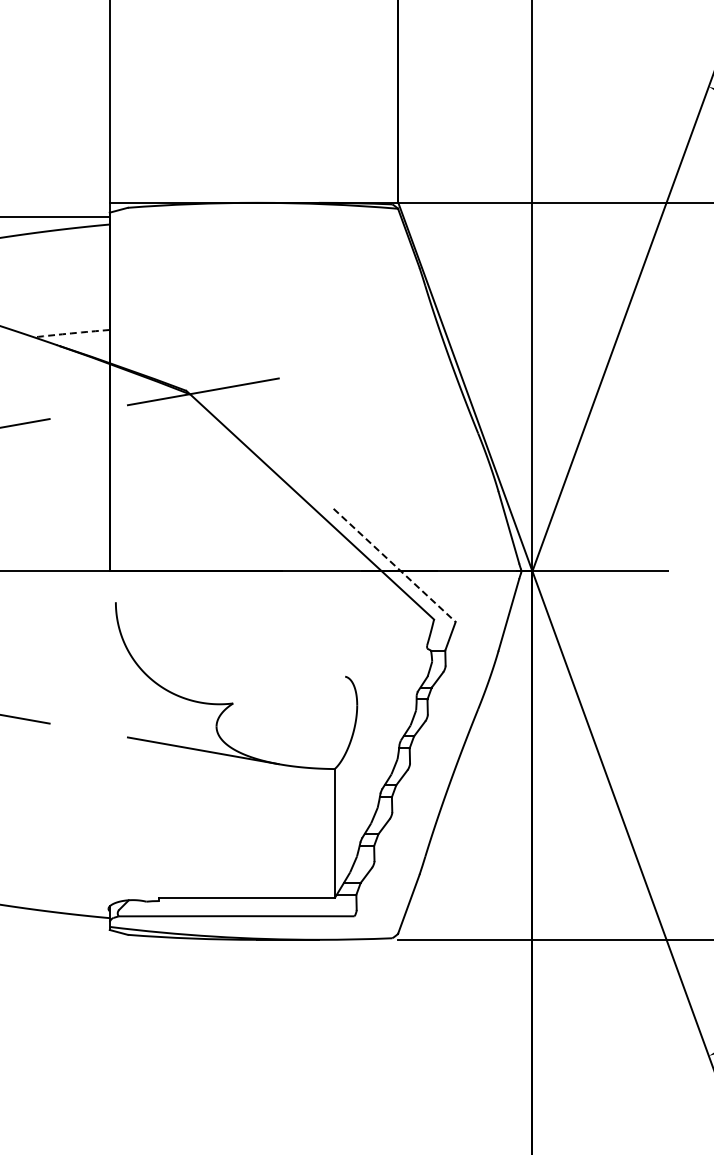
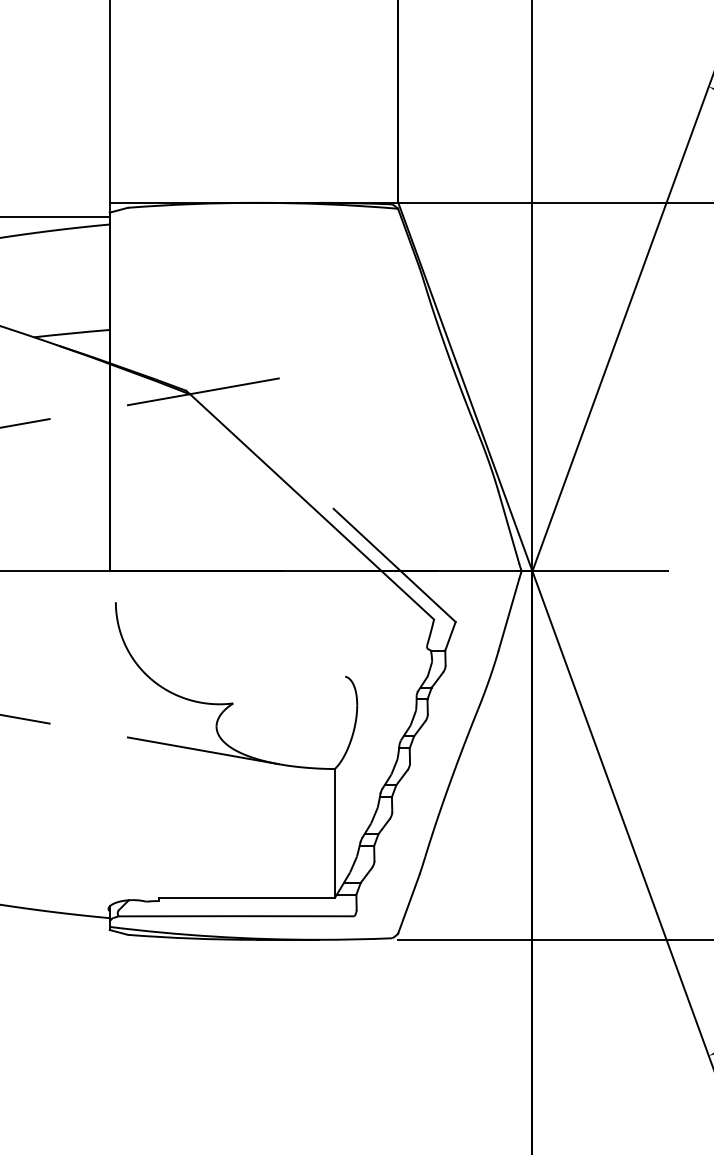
arc: dashed -> solid (71, 333)
line: dashed -> solid (395, 565)
